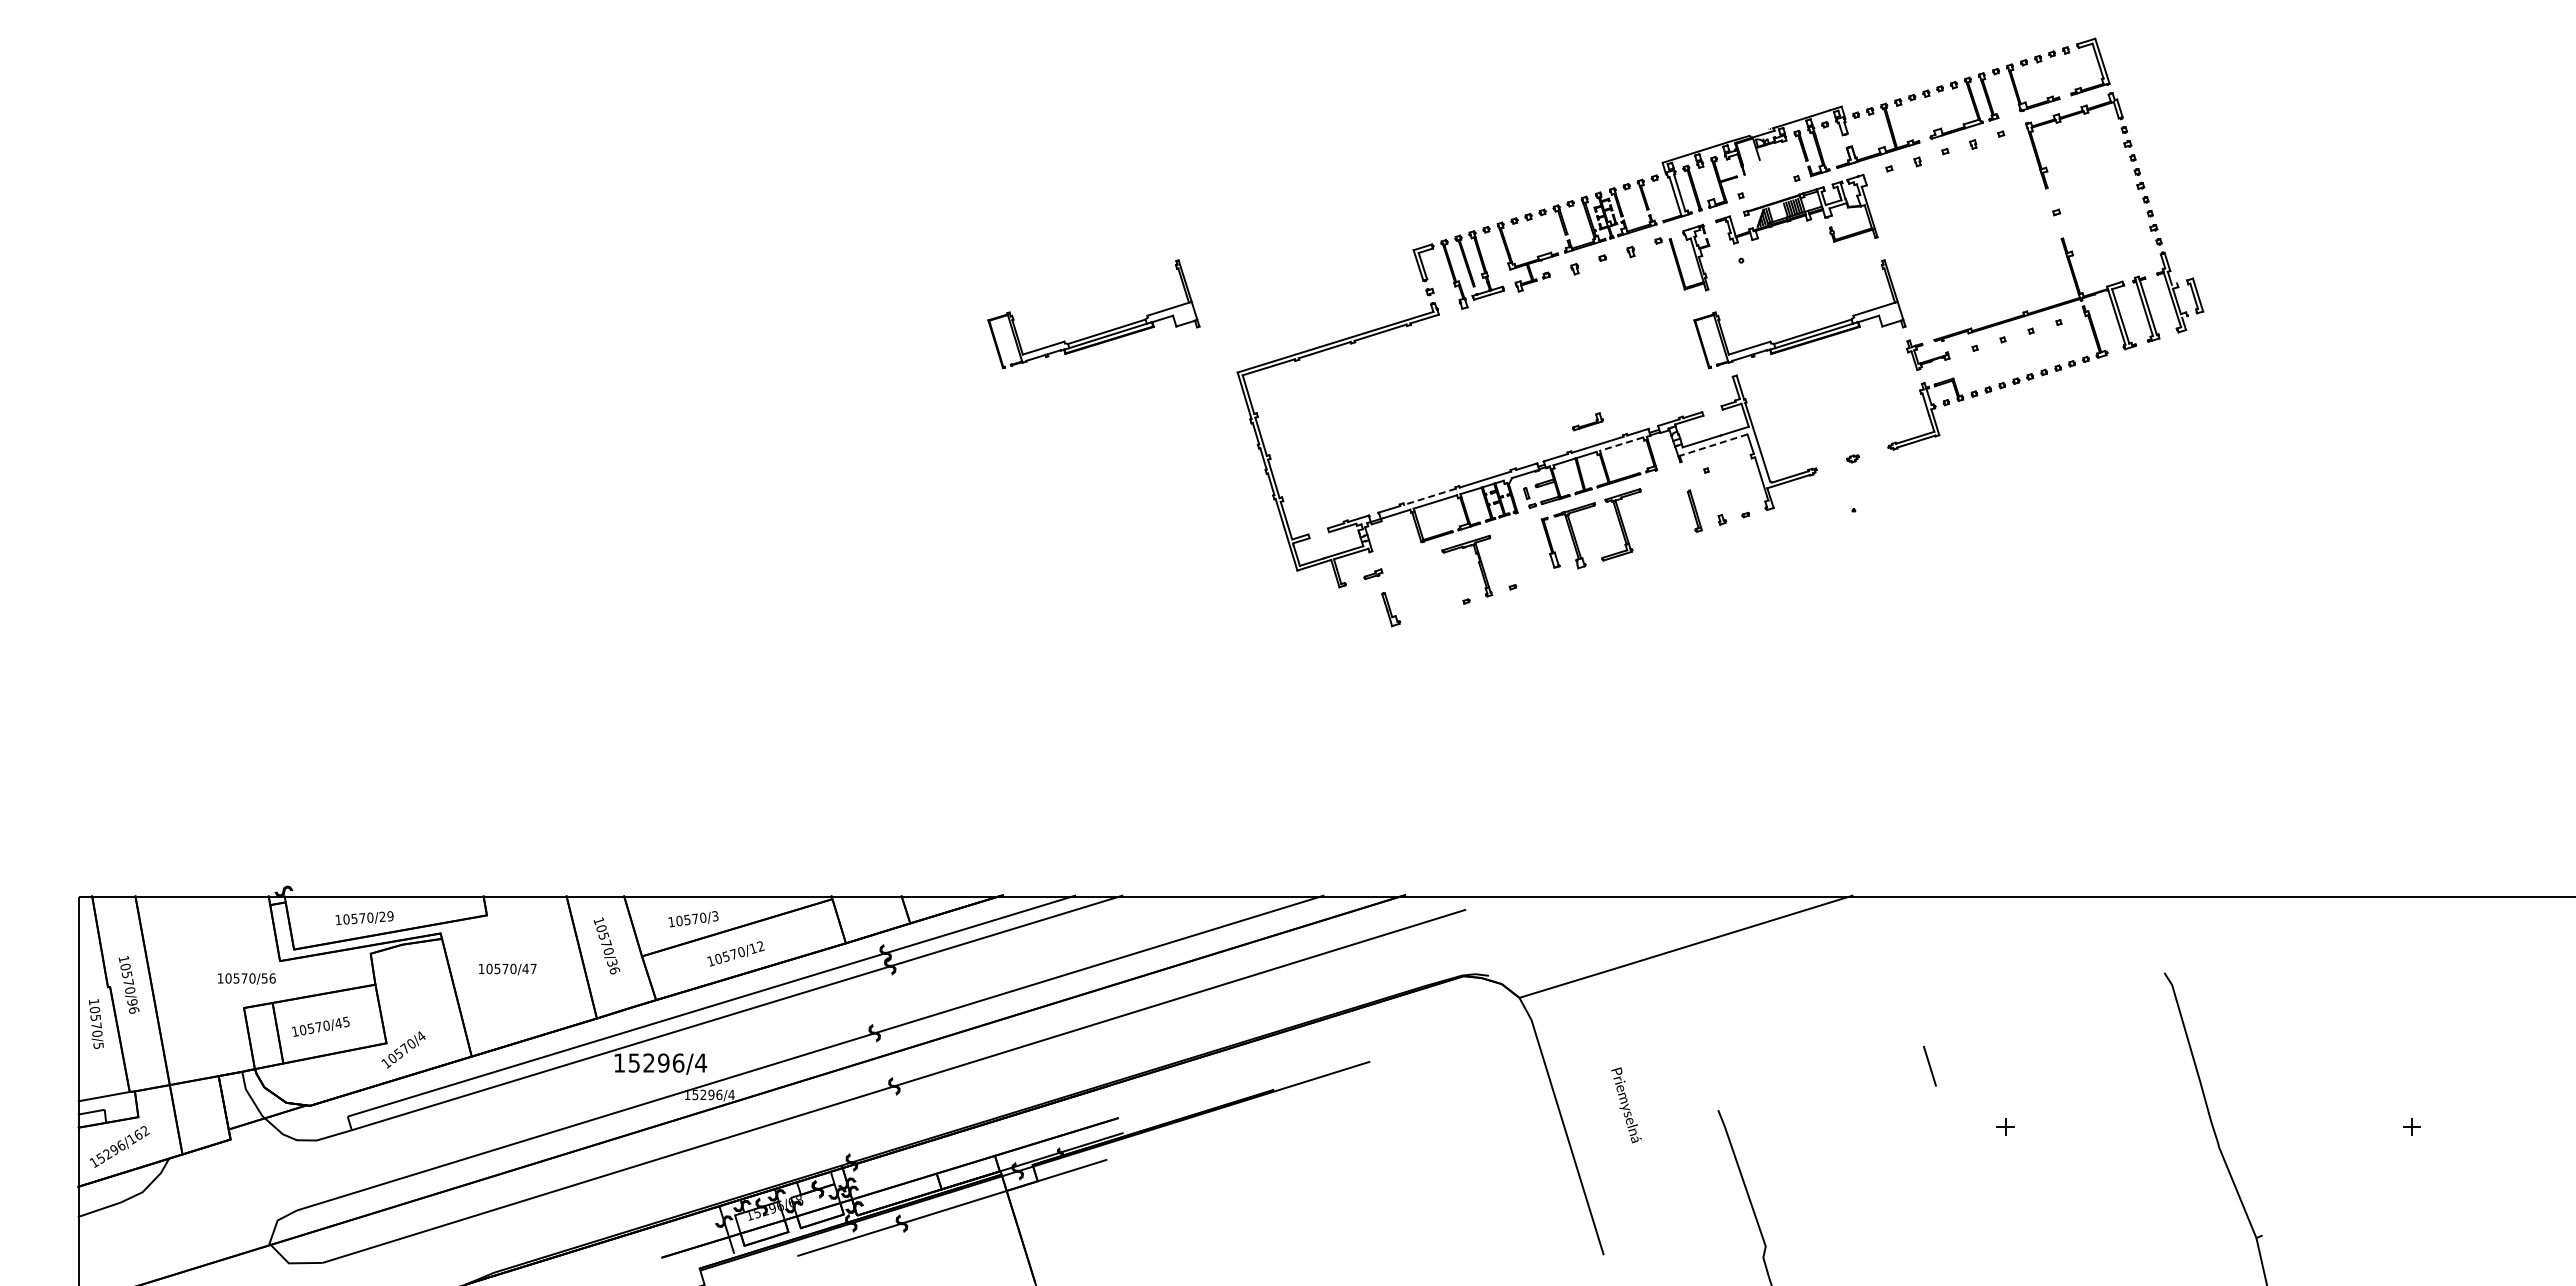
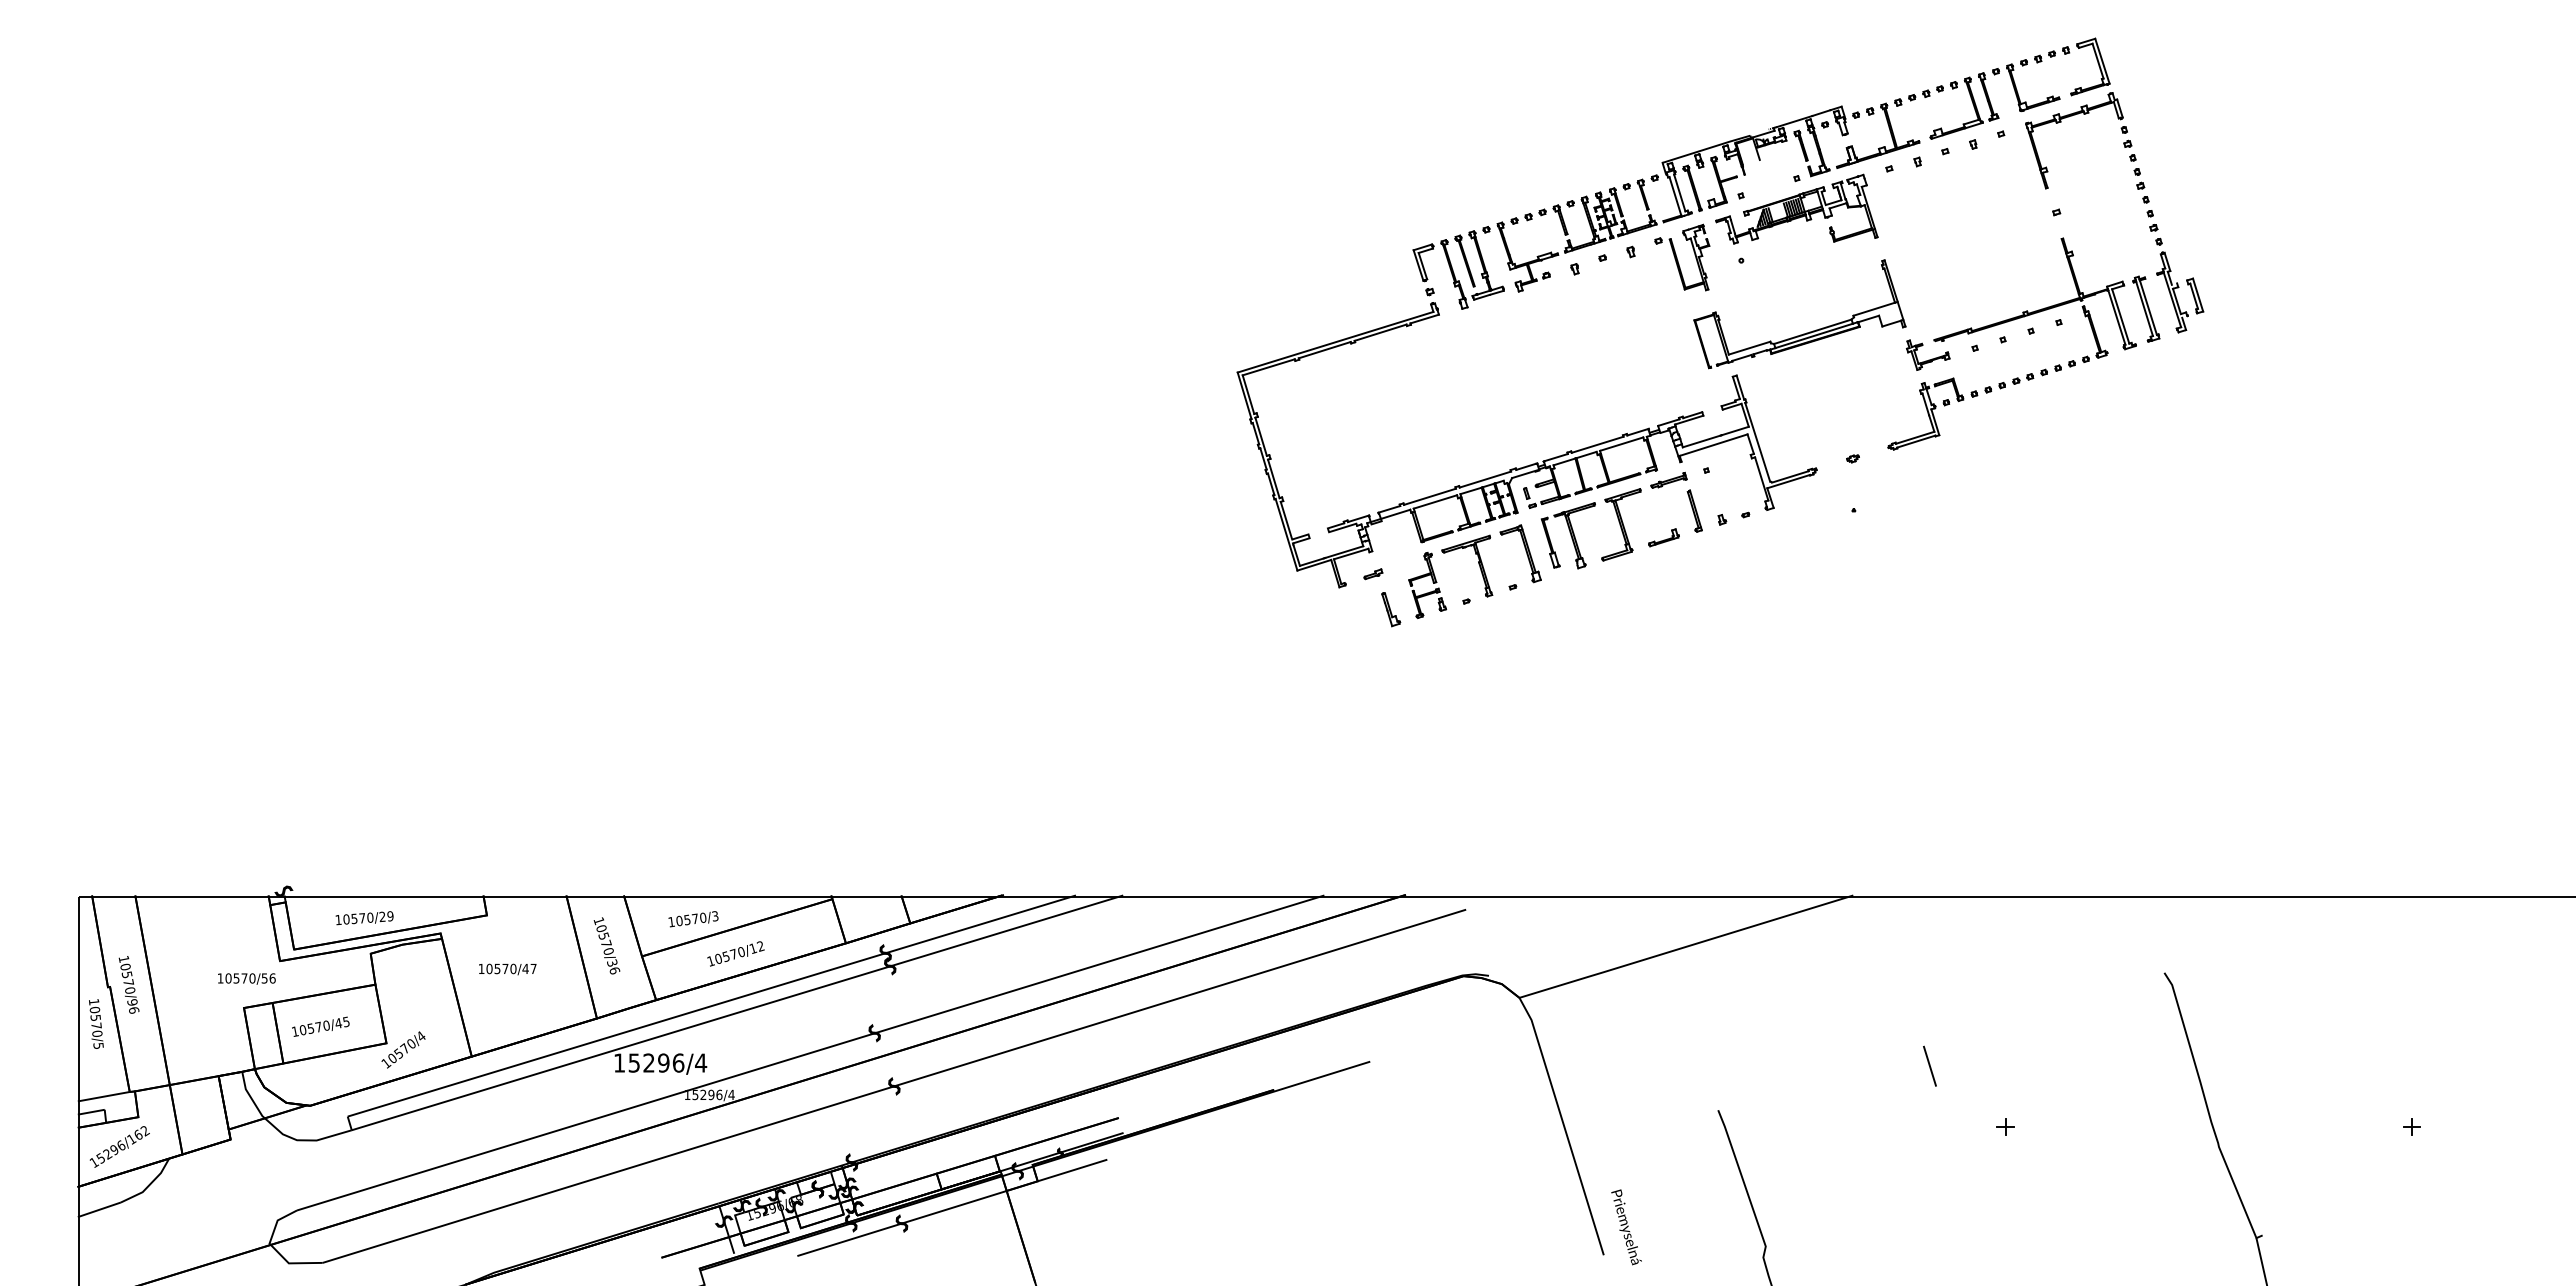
part: present -> none (1100, 332)
part position: (1587, 421) -> (1663, 537) (1663, 537)
line: dashed -> solid (1621, 444)
line: dashed -> solid (1713, 445)
part: none -> present (1668, 479)
line: dashed -> solid (1429, 496)
part: none -> present (1520, 553)
part: none -> present (1427, 585)
text position: (1626, 1105) -> (1626, 1227) (1626, 1227)
